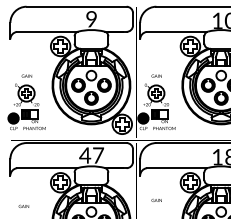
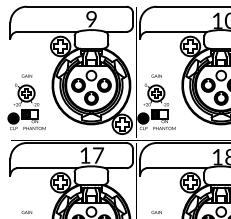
text: 47 -> 17 (85, 155)
text position: (156, 199) -> (156, 211) (156, 211)
text position: (23, 205) -> (26, 211) (26, 211)
